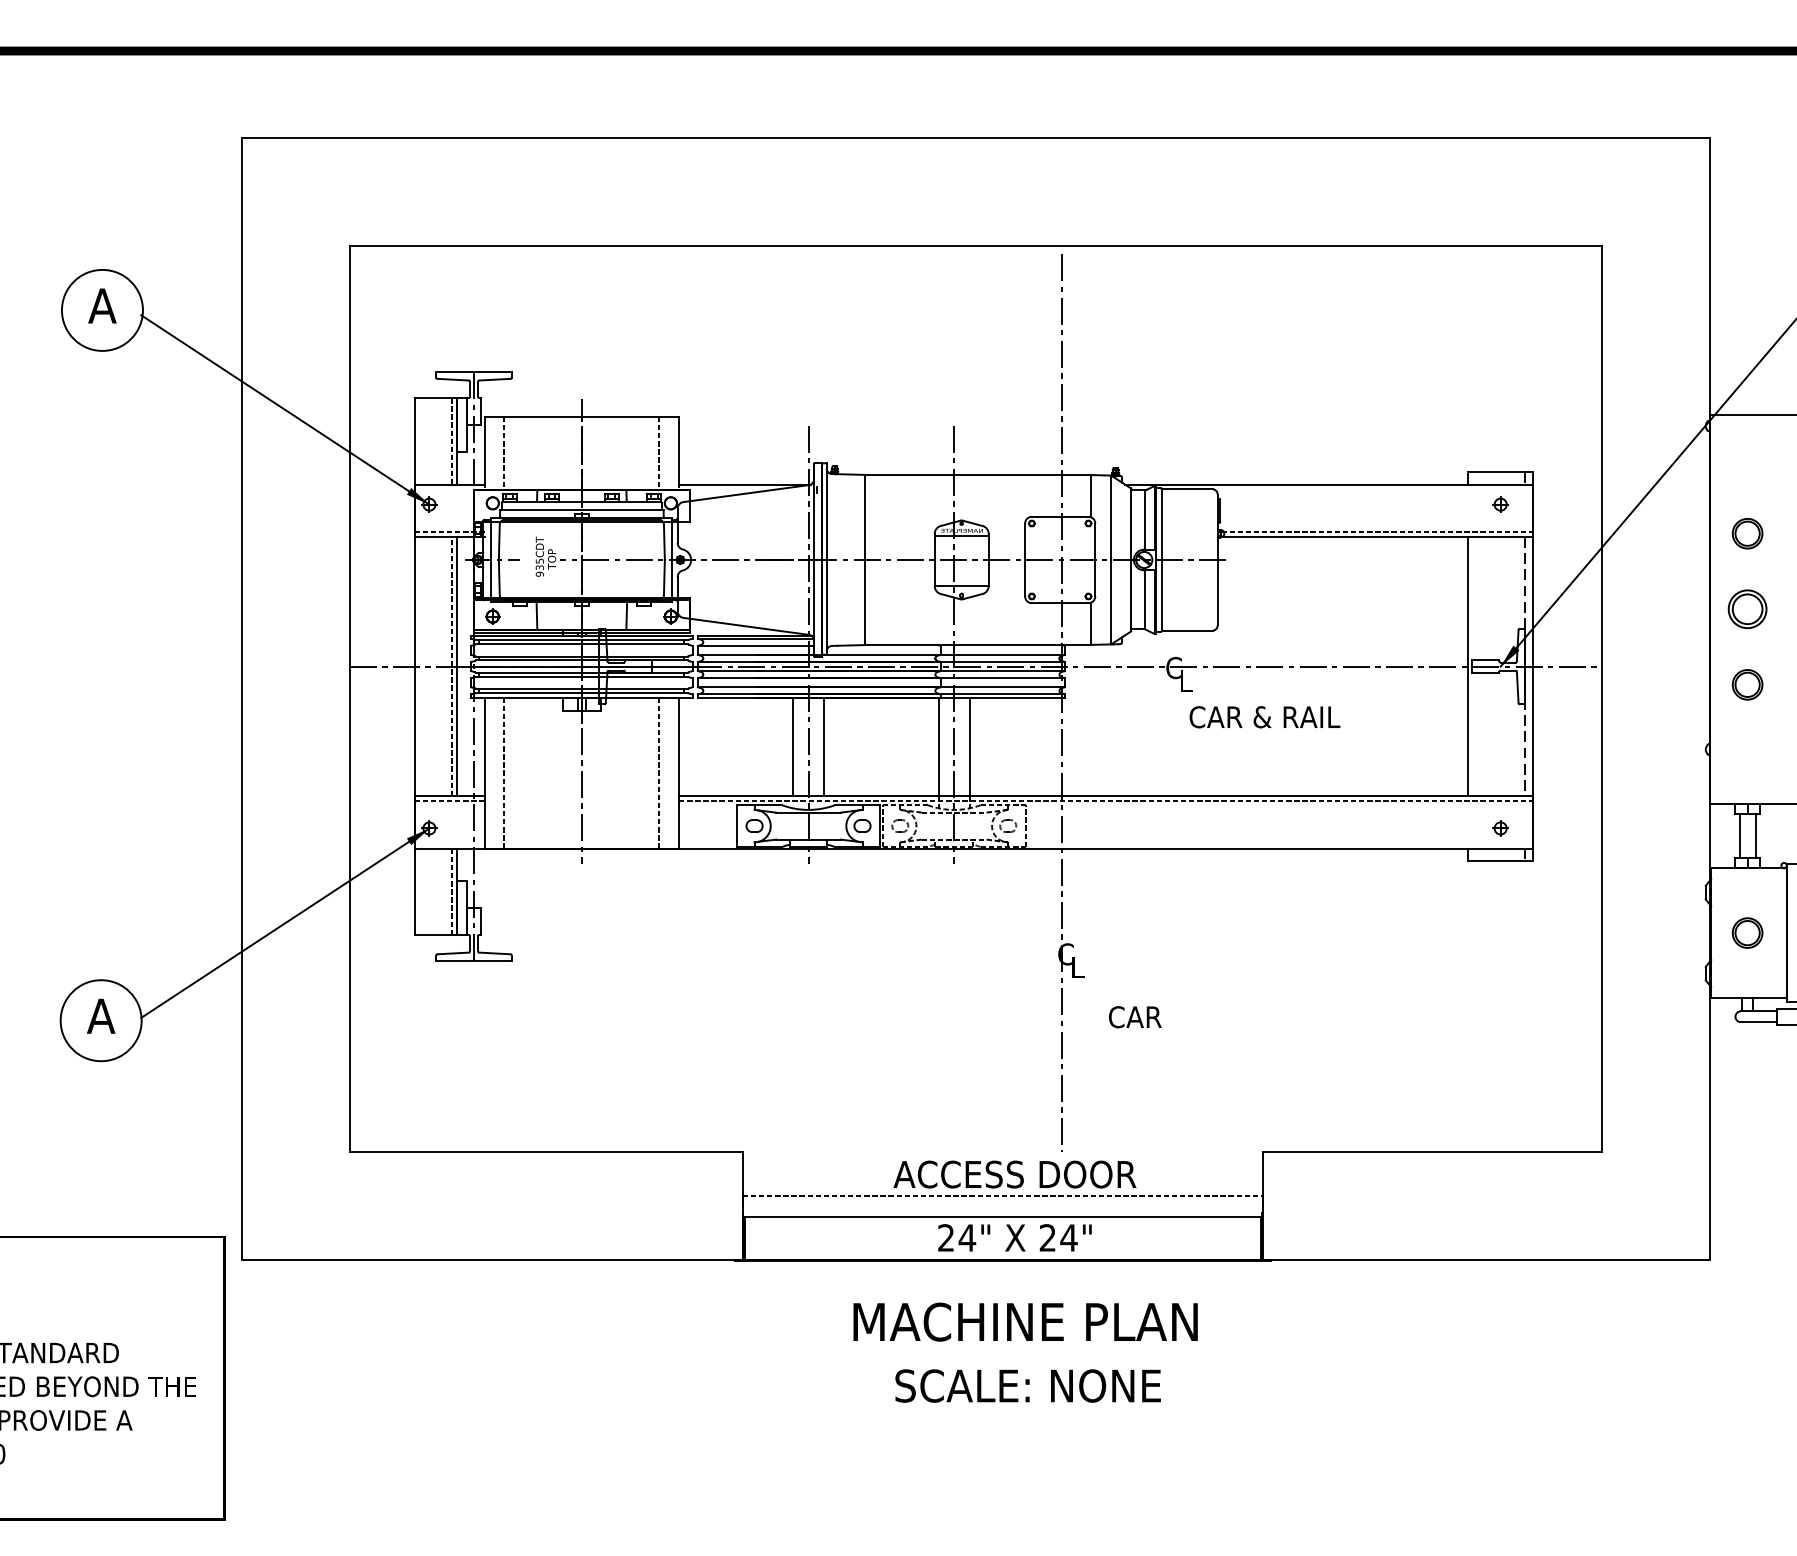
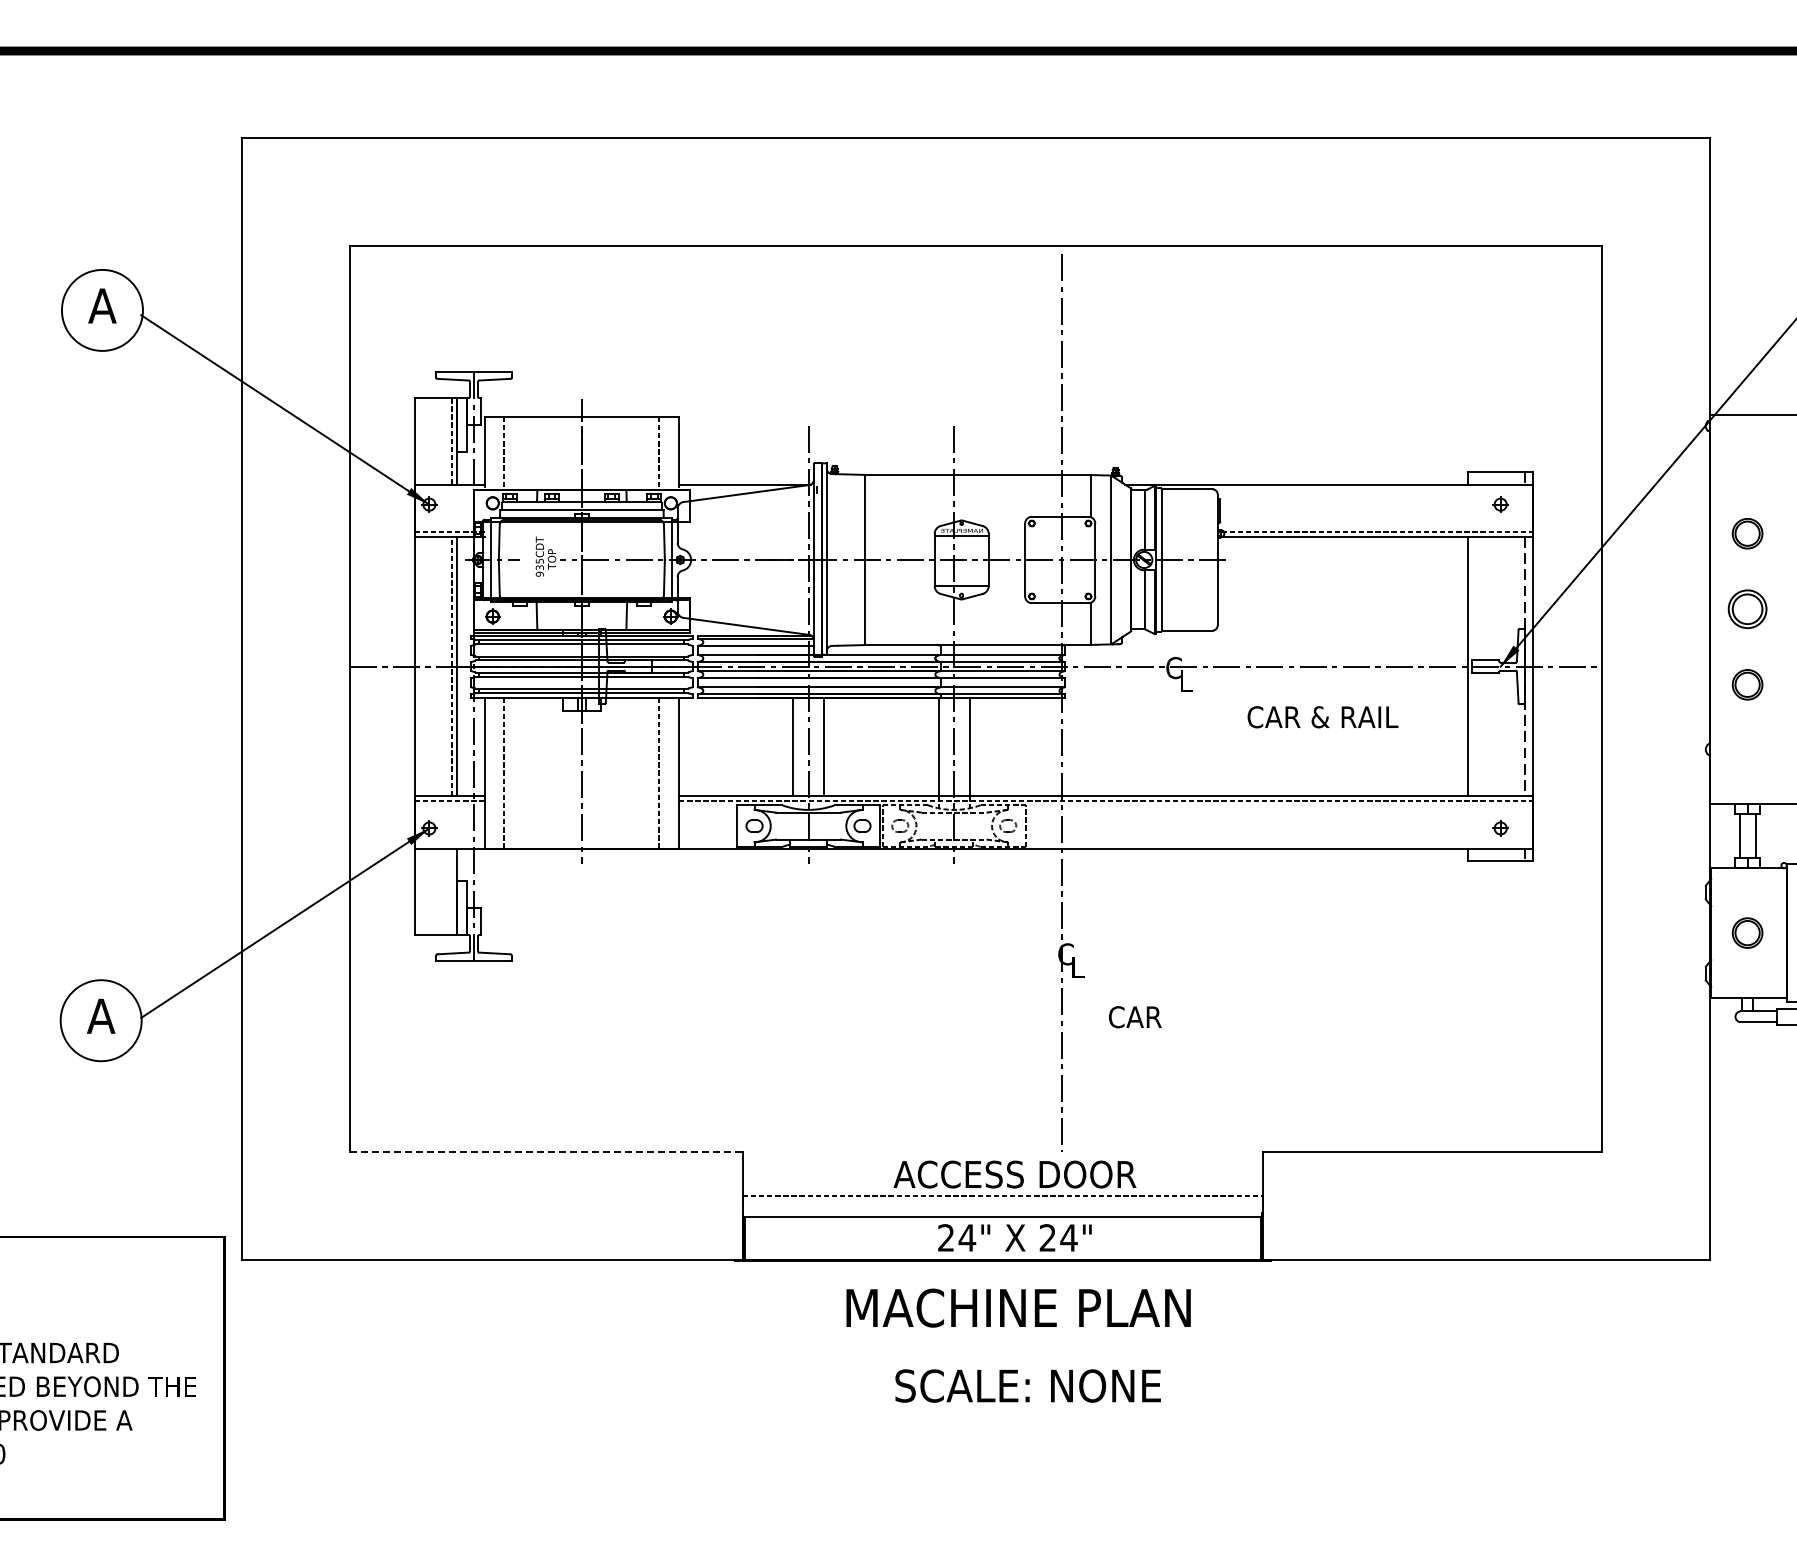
text position: (1264, 717) -> (1322, 717) (1322, 717)
line: present -> none (452, 891)
line: solid -> dashed (546, 1152)
text position: (1025, 1321) -> (1018, 1307) (1018, 1307)
